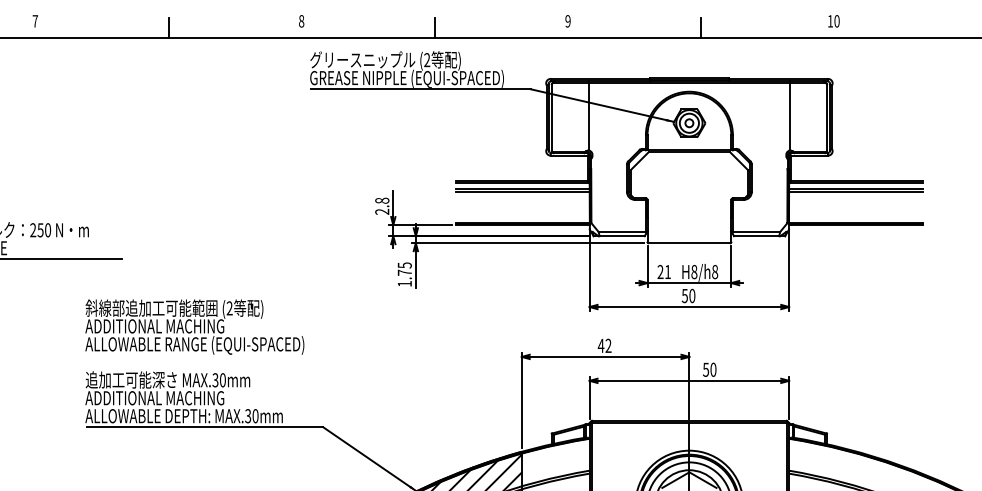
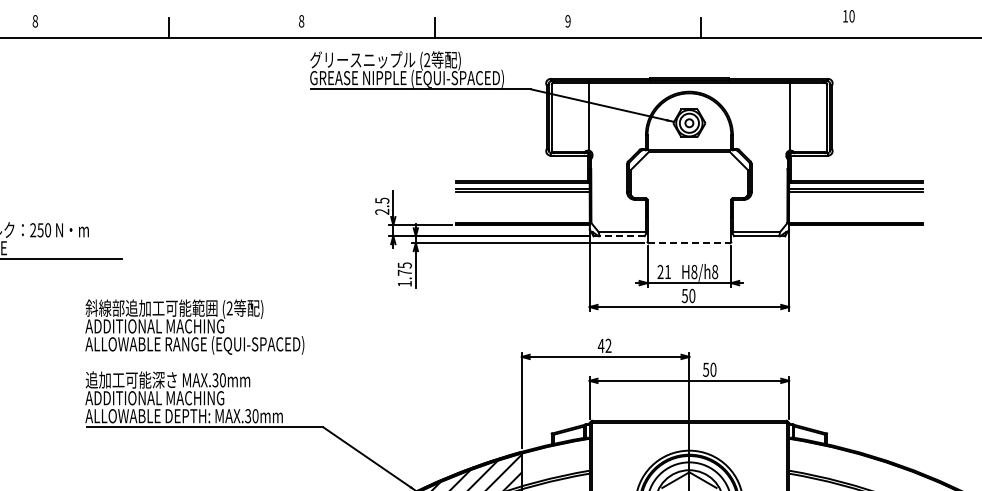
text: 7 -> 8 (35, 21)
text position: (833, 21) -> (848, 16) (848, 16)
text: 2.8 -> 2.5 (382, 200)
line: solid -> dashed (622, 236)
line: solid -> dashed (689, 243)
